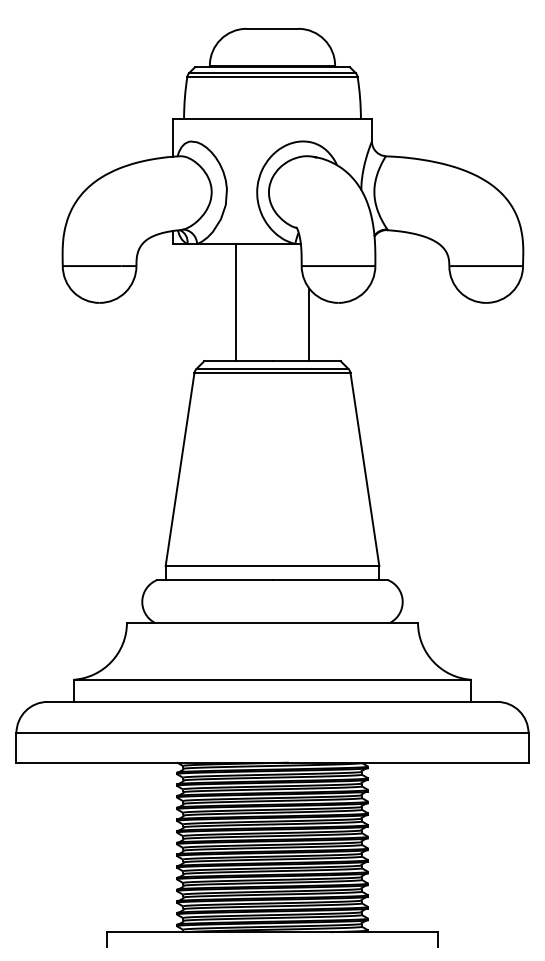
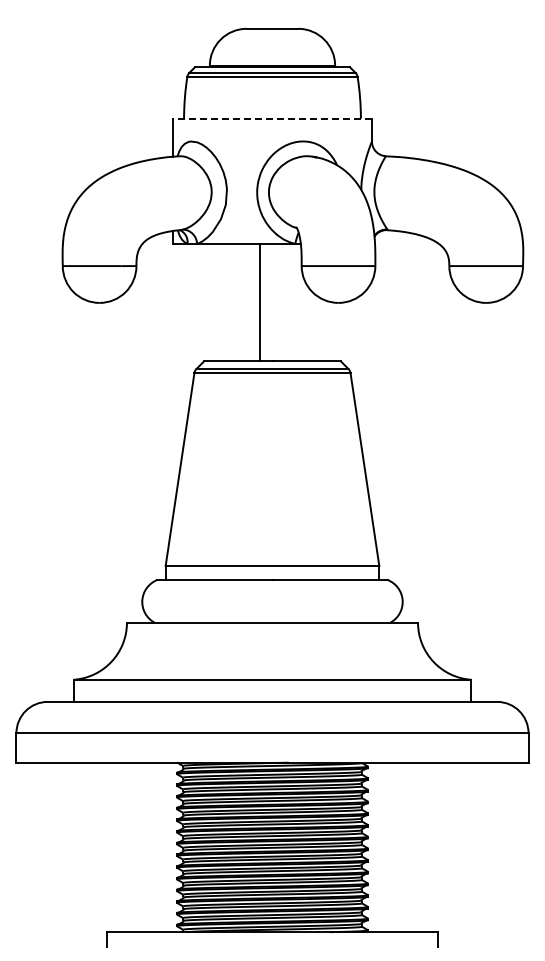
line: solid -> dashed (272, 118)
line position: (235, 302) -> (259, 302) (259, 302)
line: present -> none (309, 324)
